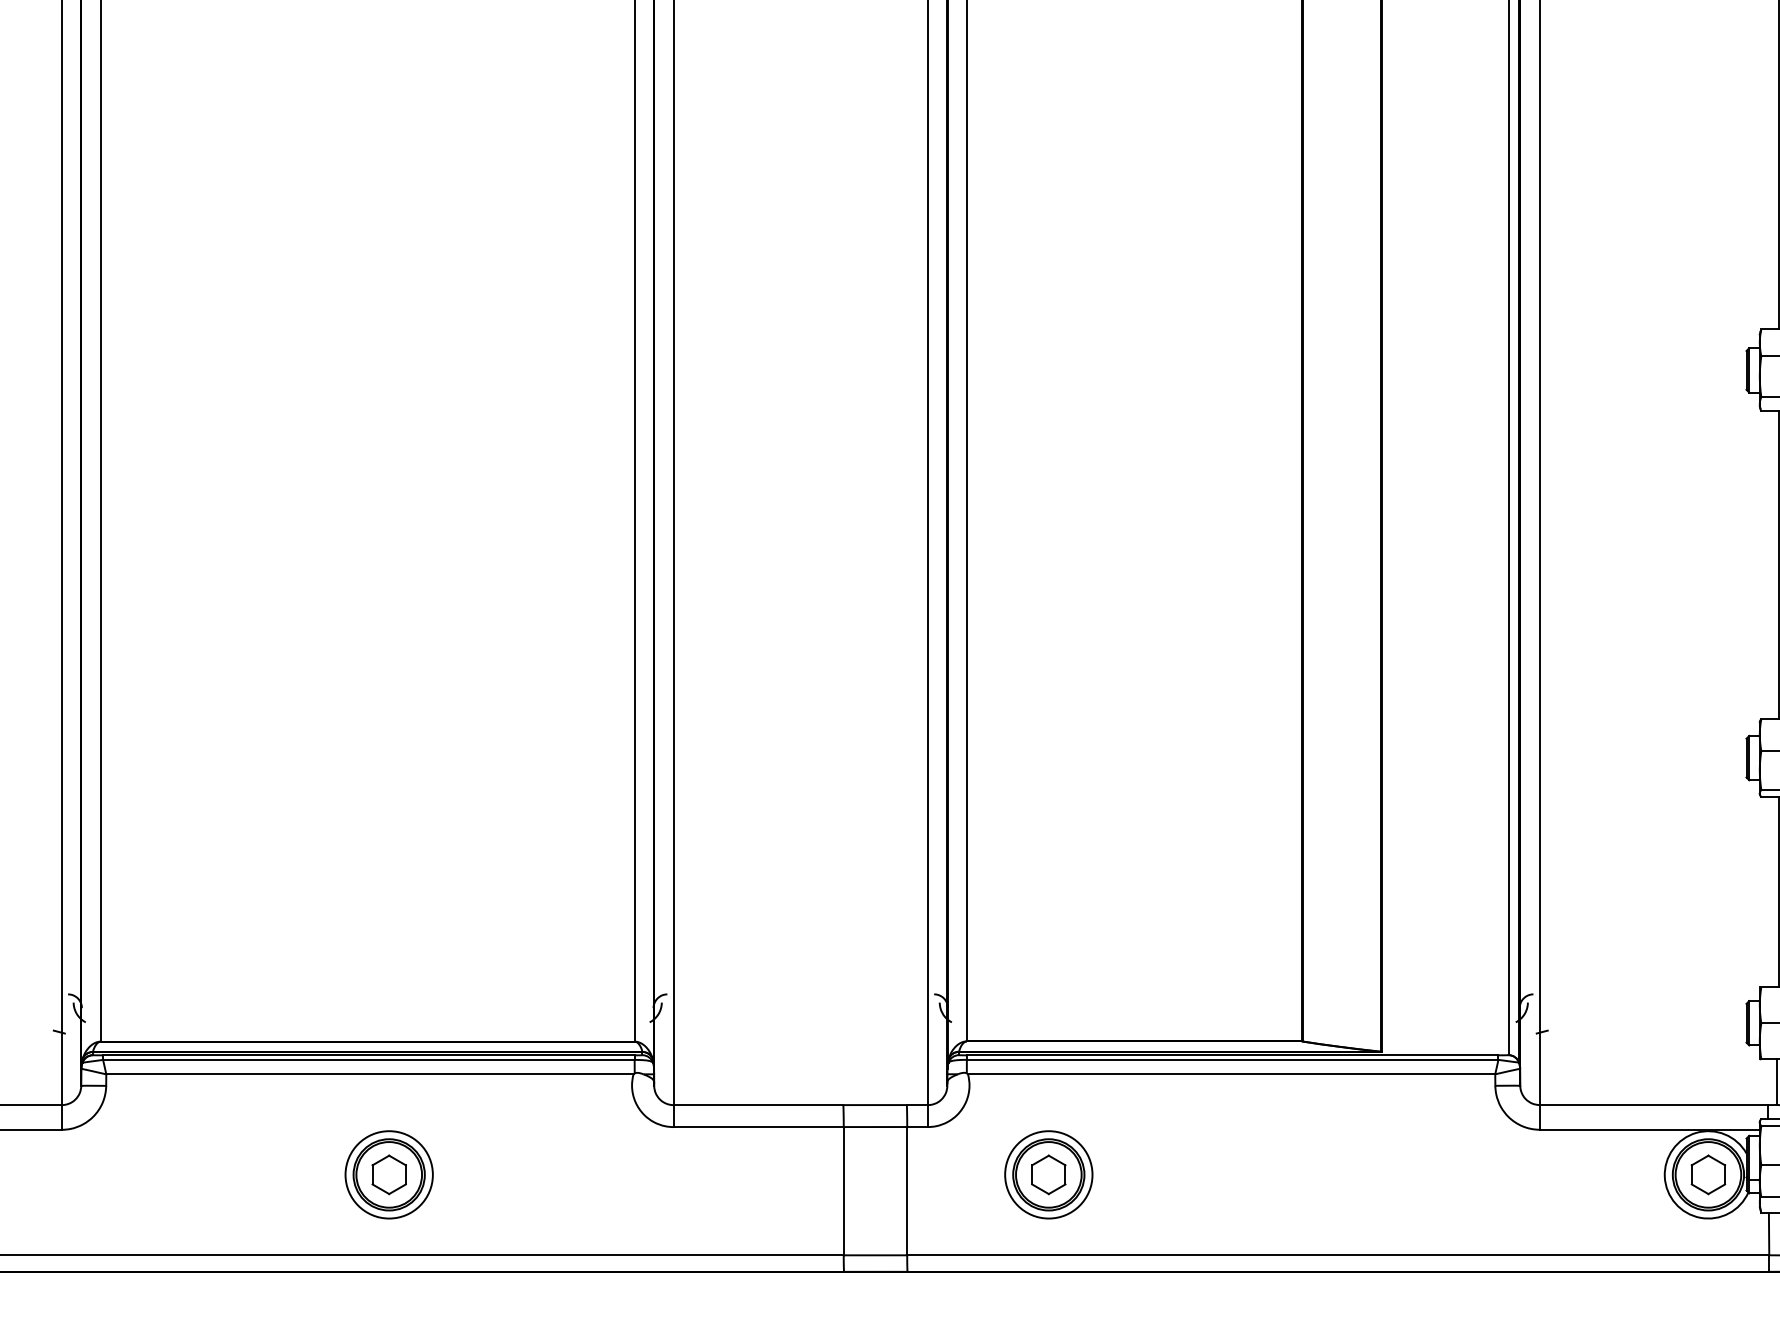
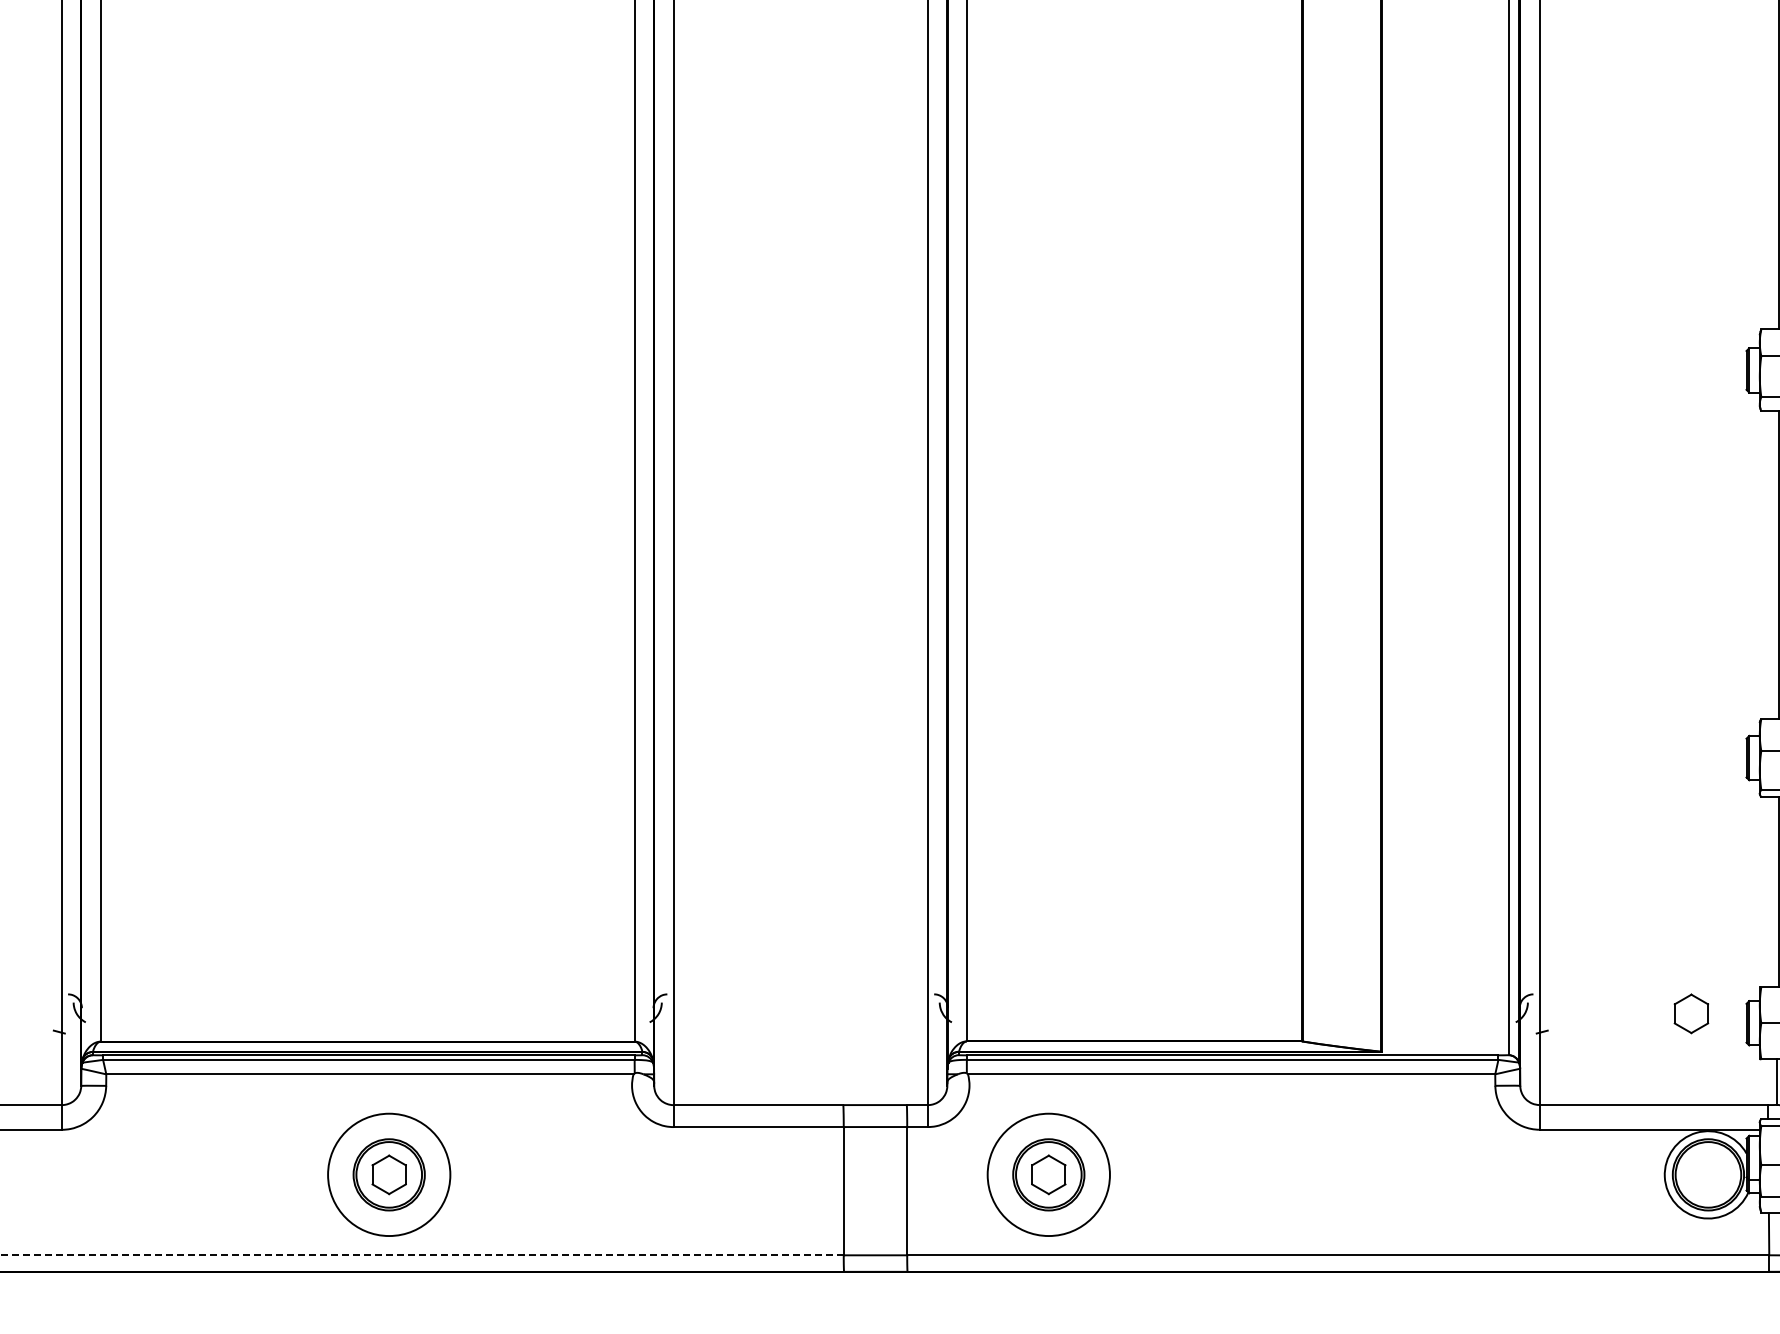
circle diameter: 87 px -> 122 px (389, 1174)
circle diameter: 87 px -> 122 px (1048, 1174)
part position: (1708, 1174) -> (1691, 1013) (1691, 1013)
line: solid -> dashed (421, 1255)
